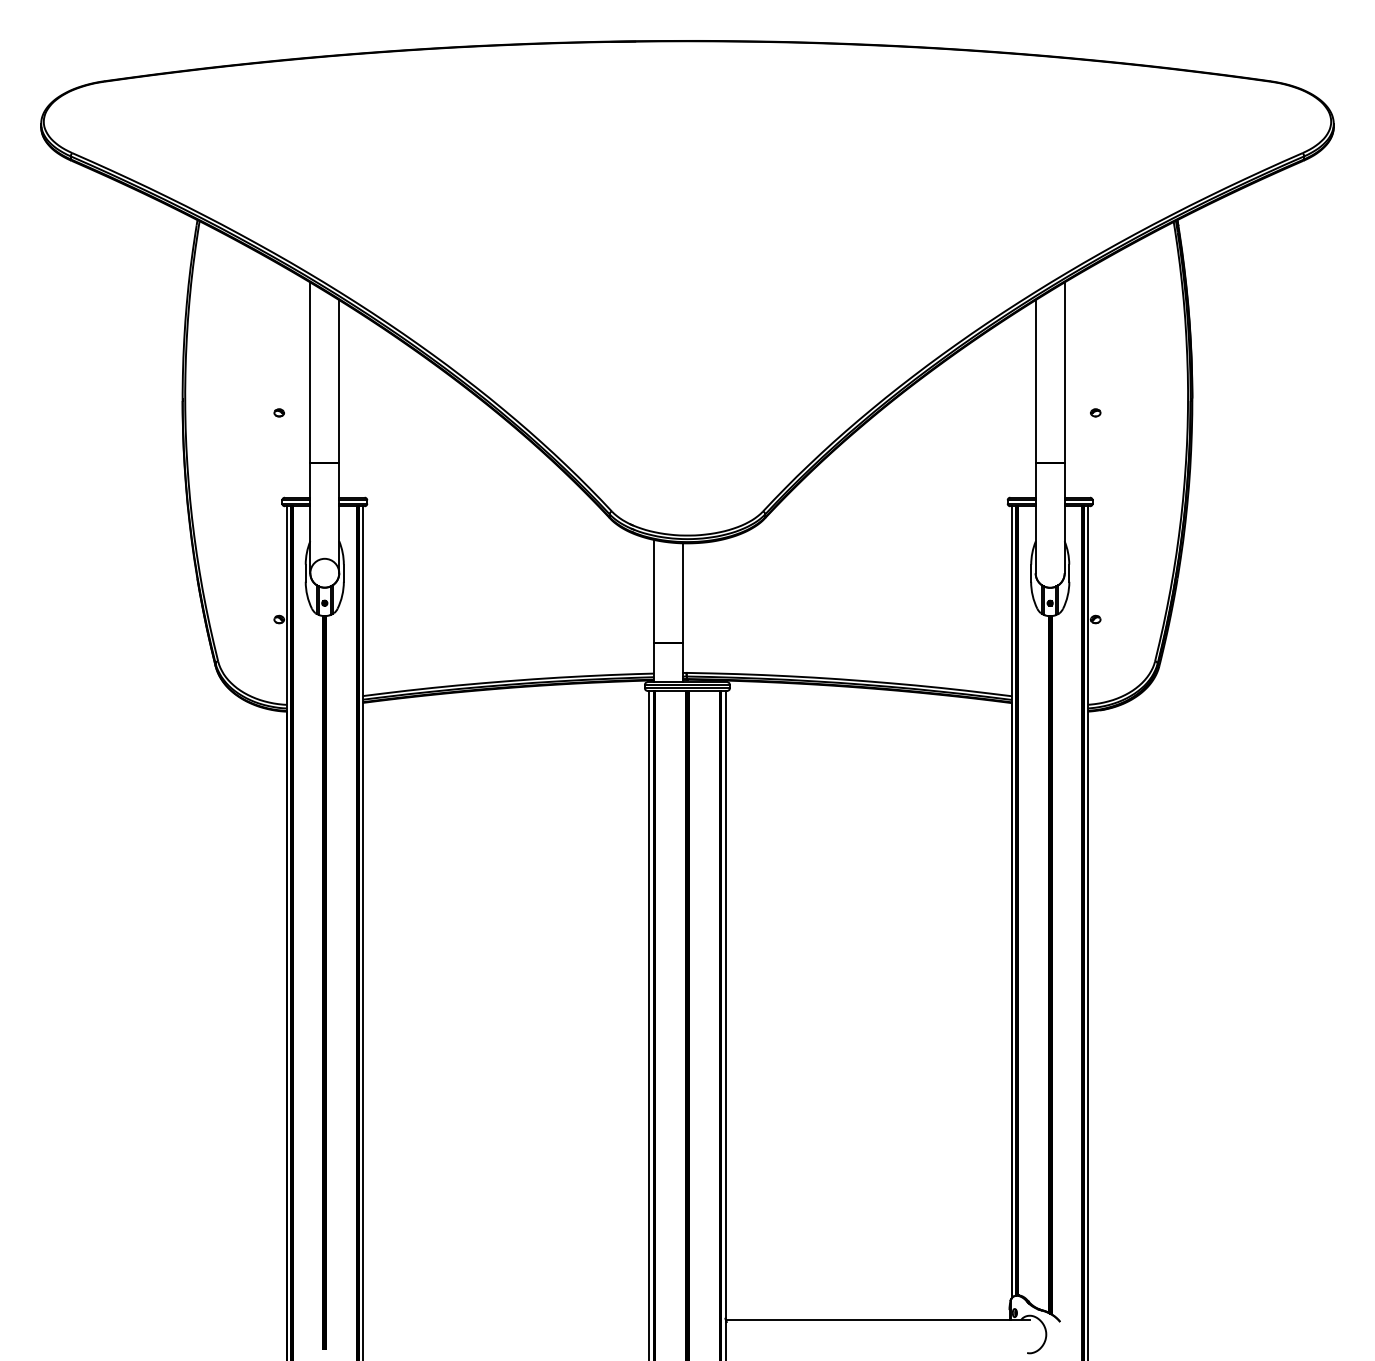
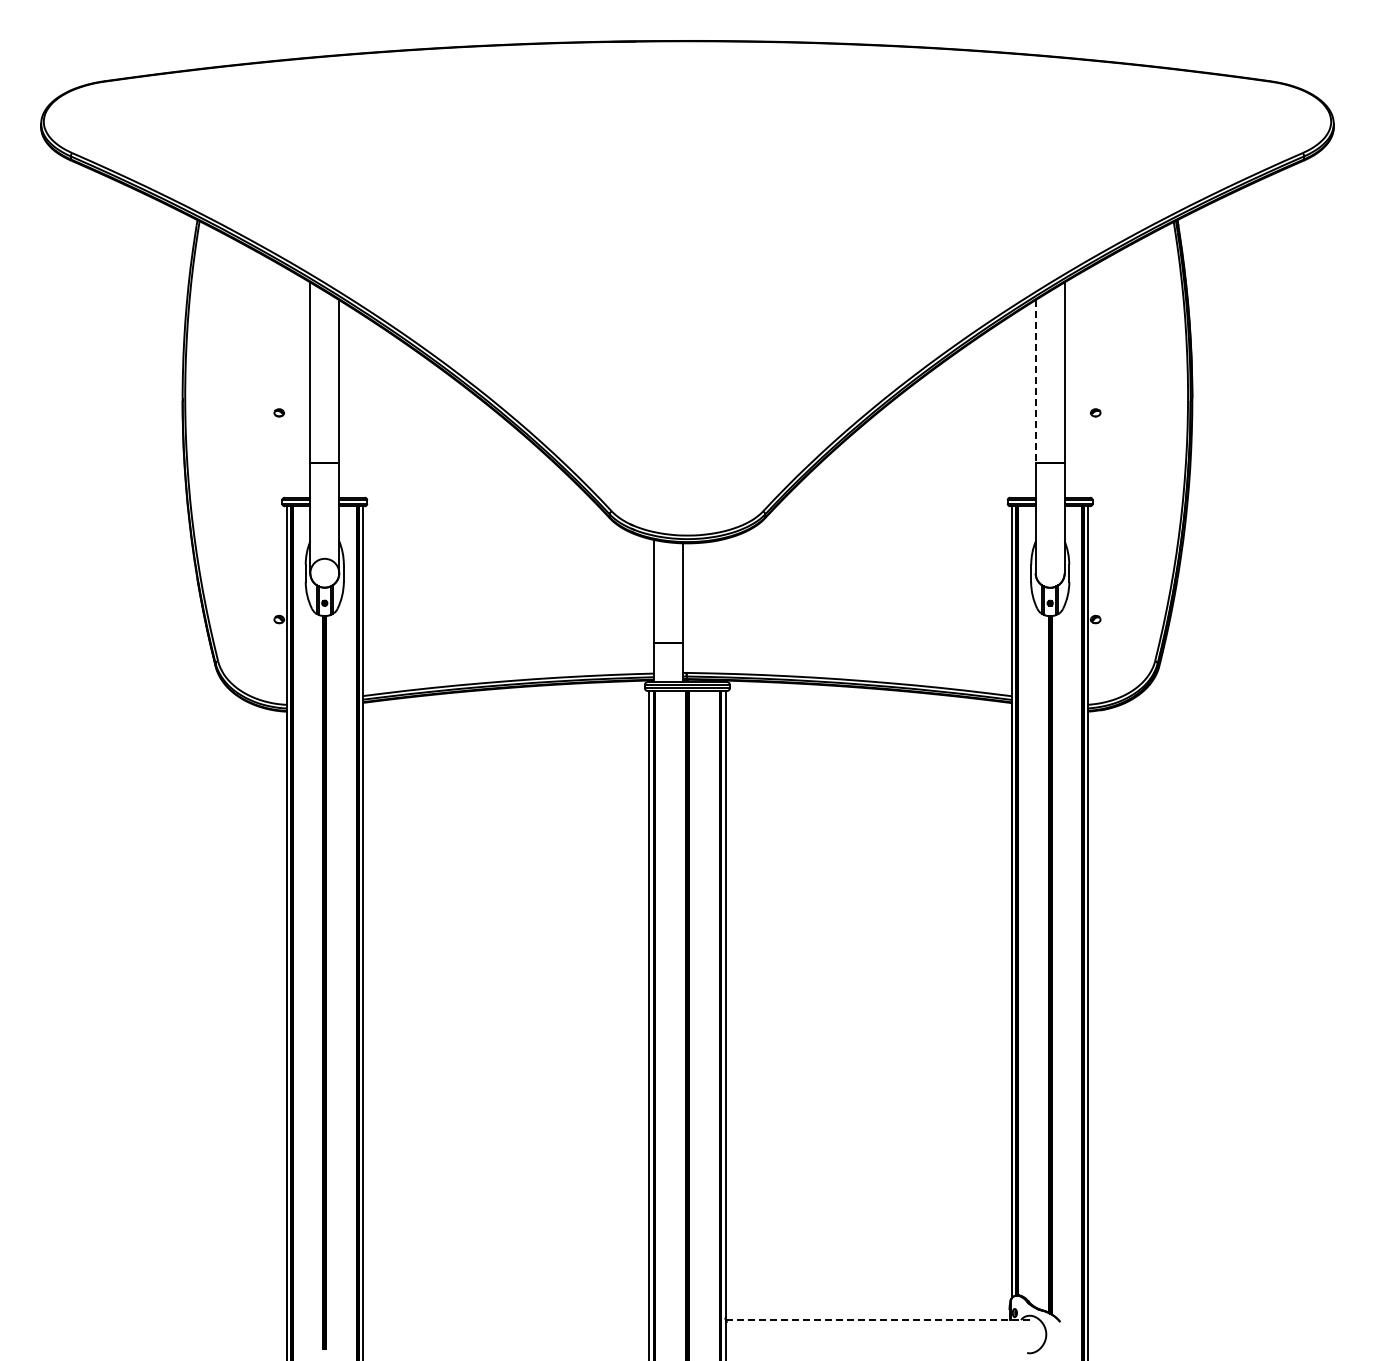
line: solid -> dashed (1035, 381)
line: solid -> dashed (877, 1320)
